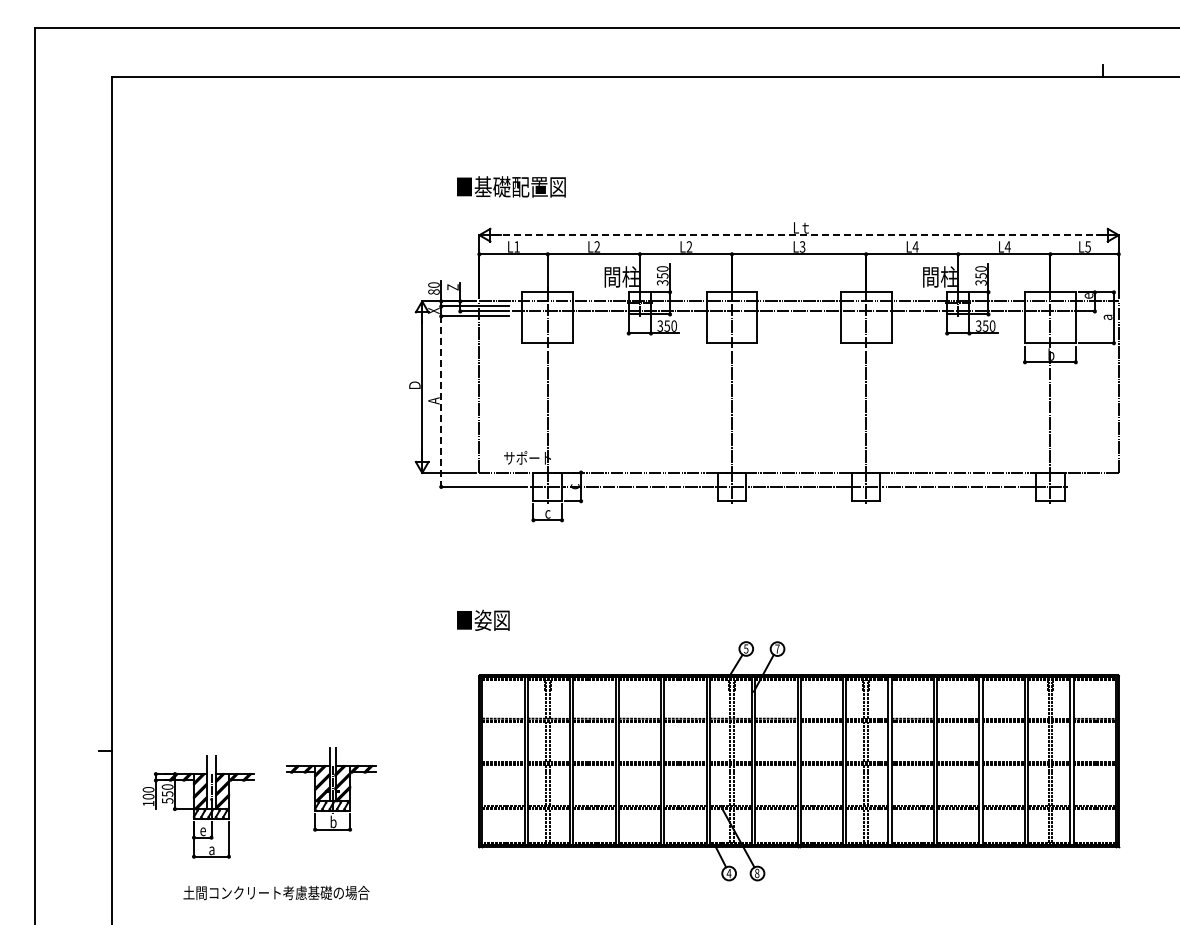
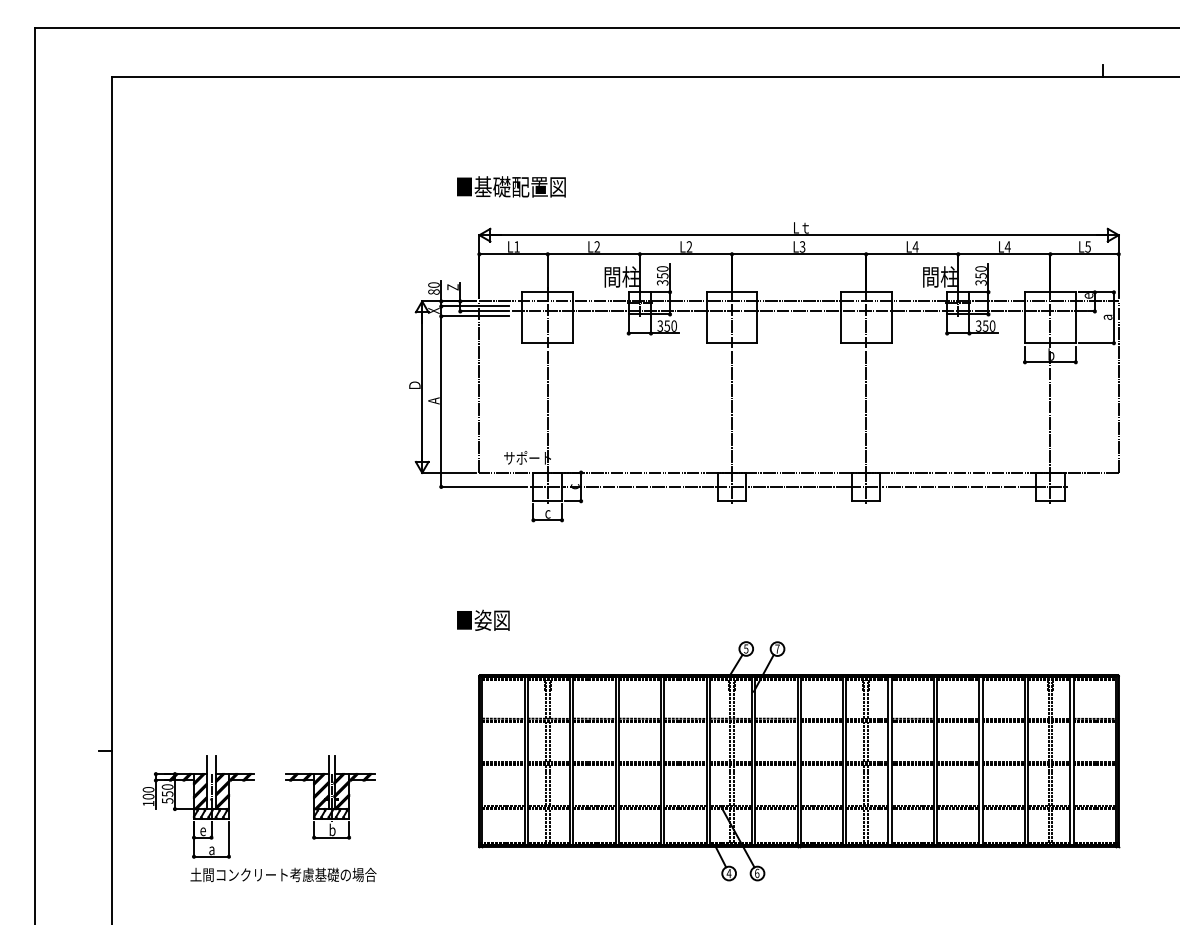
line: dashed -> solid (799, 235)
line: dashed -> solid (441, 402)
part position: (331, 789) -> (330, 797) (330, 797)
text: 8 -> 6 (757, 872)
text position: (276, 892) -> (283, 874) (283, 874)
